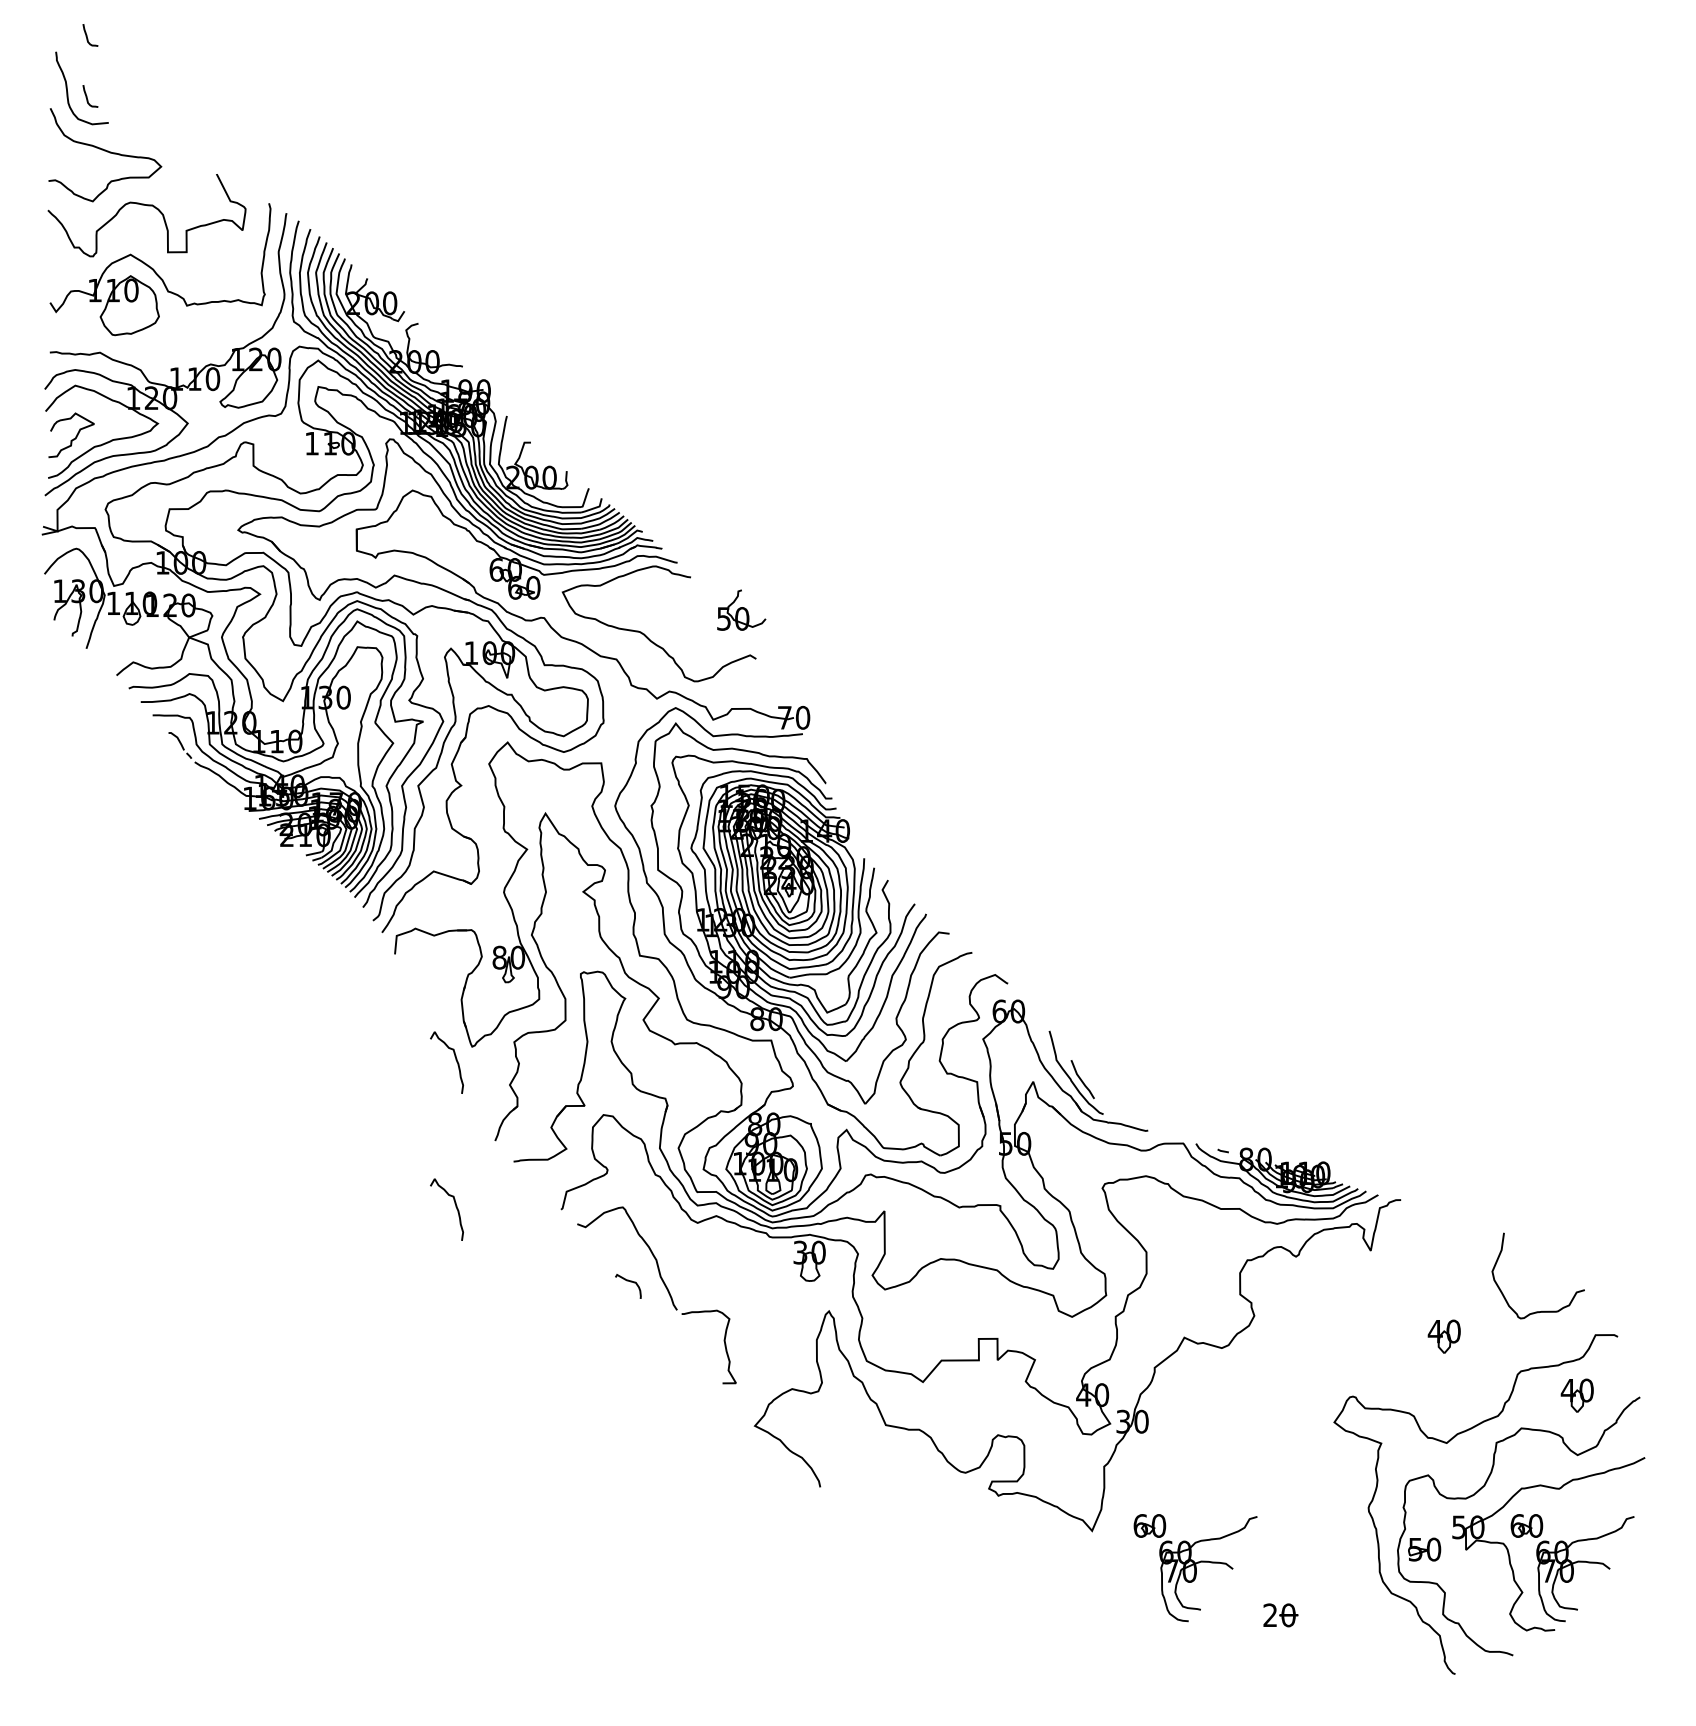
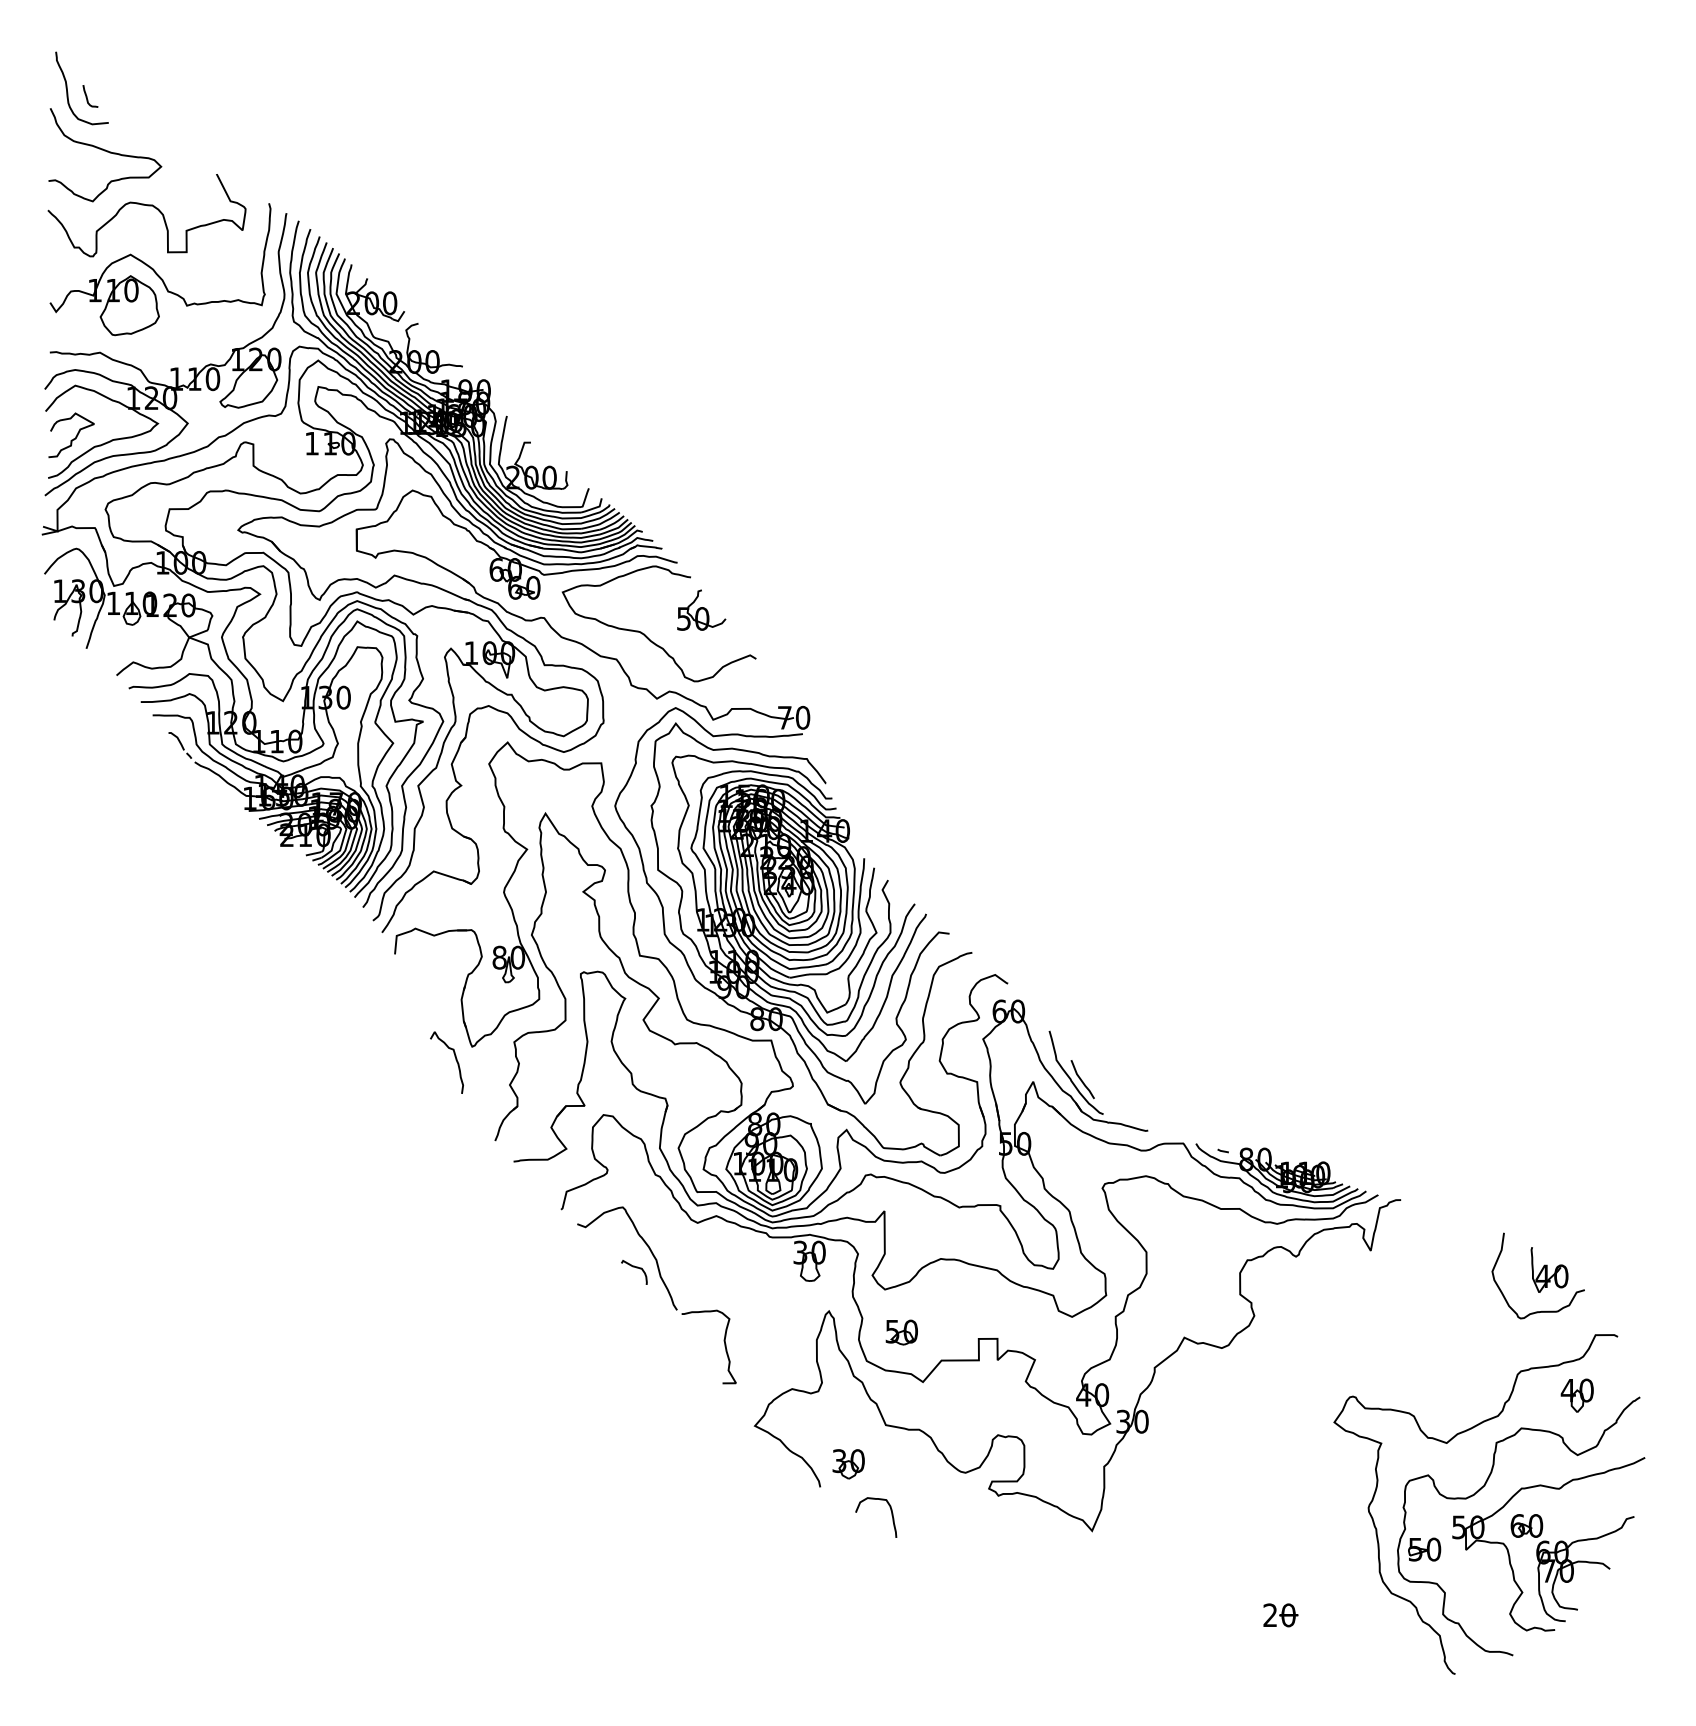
curve: present -> none (87, 35)
part position: (741, 609) -> (701, 609) (701, 609)
curve: present -> none (455, 1207)
part: none -> present (1549, 1269)
curve position: (630, 1282) -> (636, 1268) (636, 1268)
part: none -> present (901, 1332)
part: present -> none (1443, 1336)
part: none -> present (848, 1464)
curve: none -> present (891, 1515)
part: present -> none (1195, 1568)
